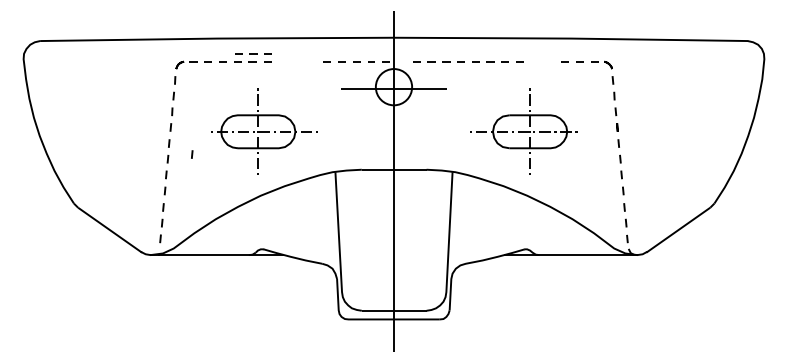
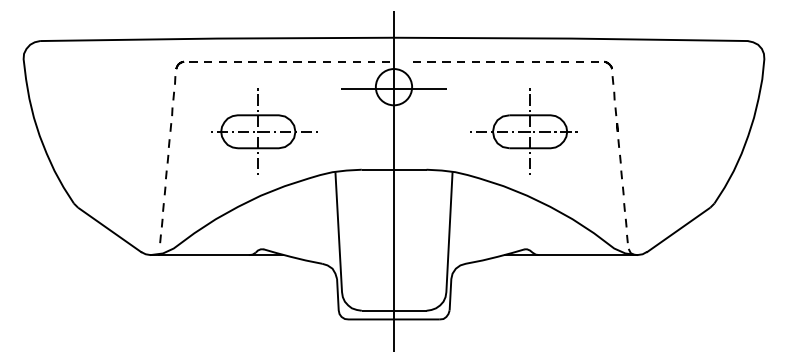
line position: (253, 53) -> (297, 61) (297, 61)
line: none -> present (539, 61)
line: present -> none (192, 154)
